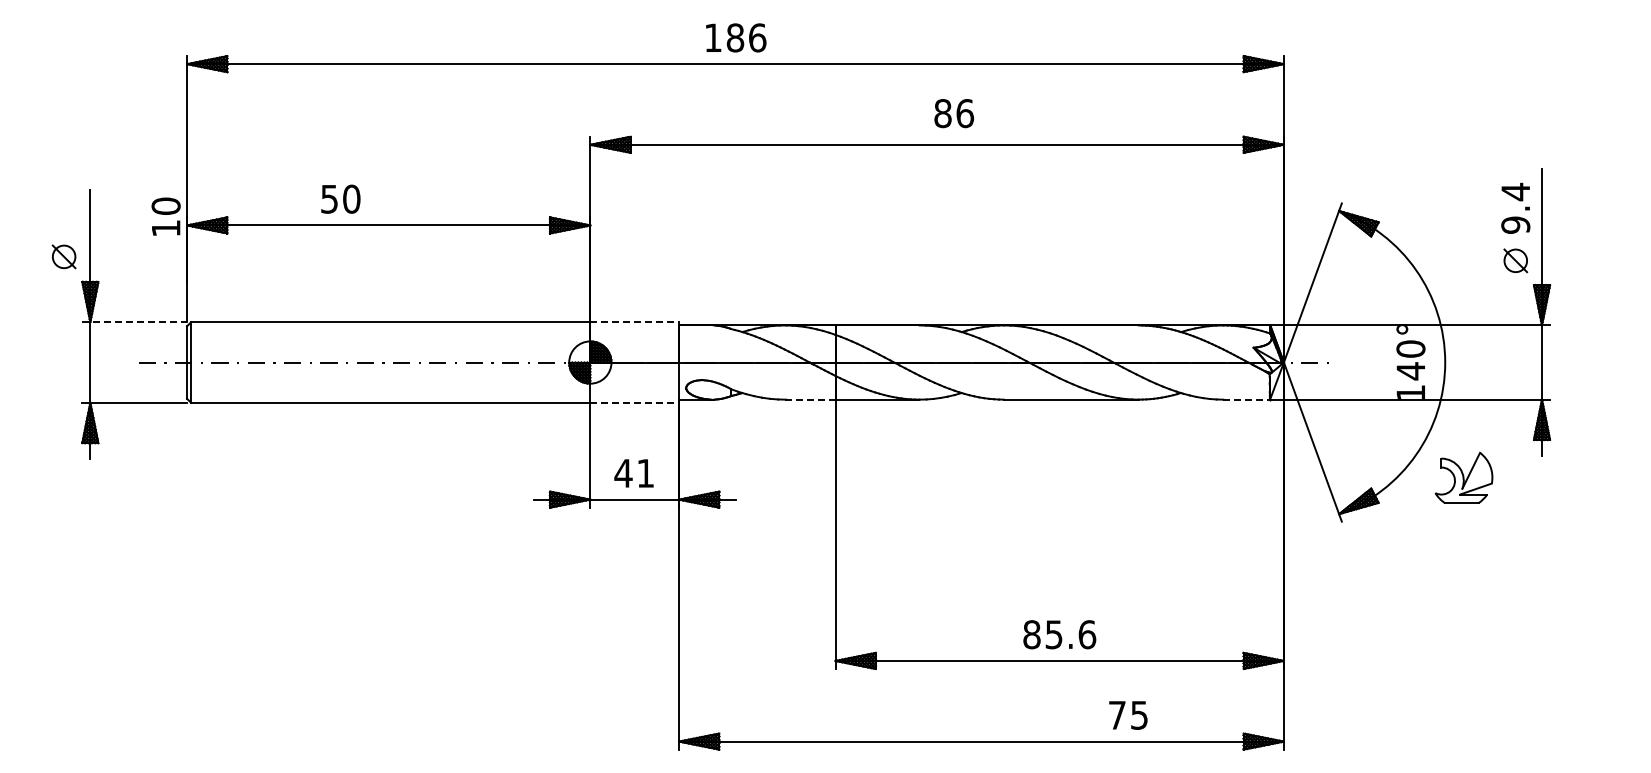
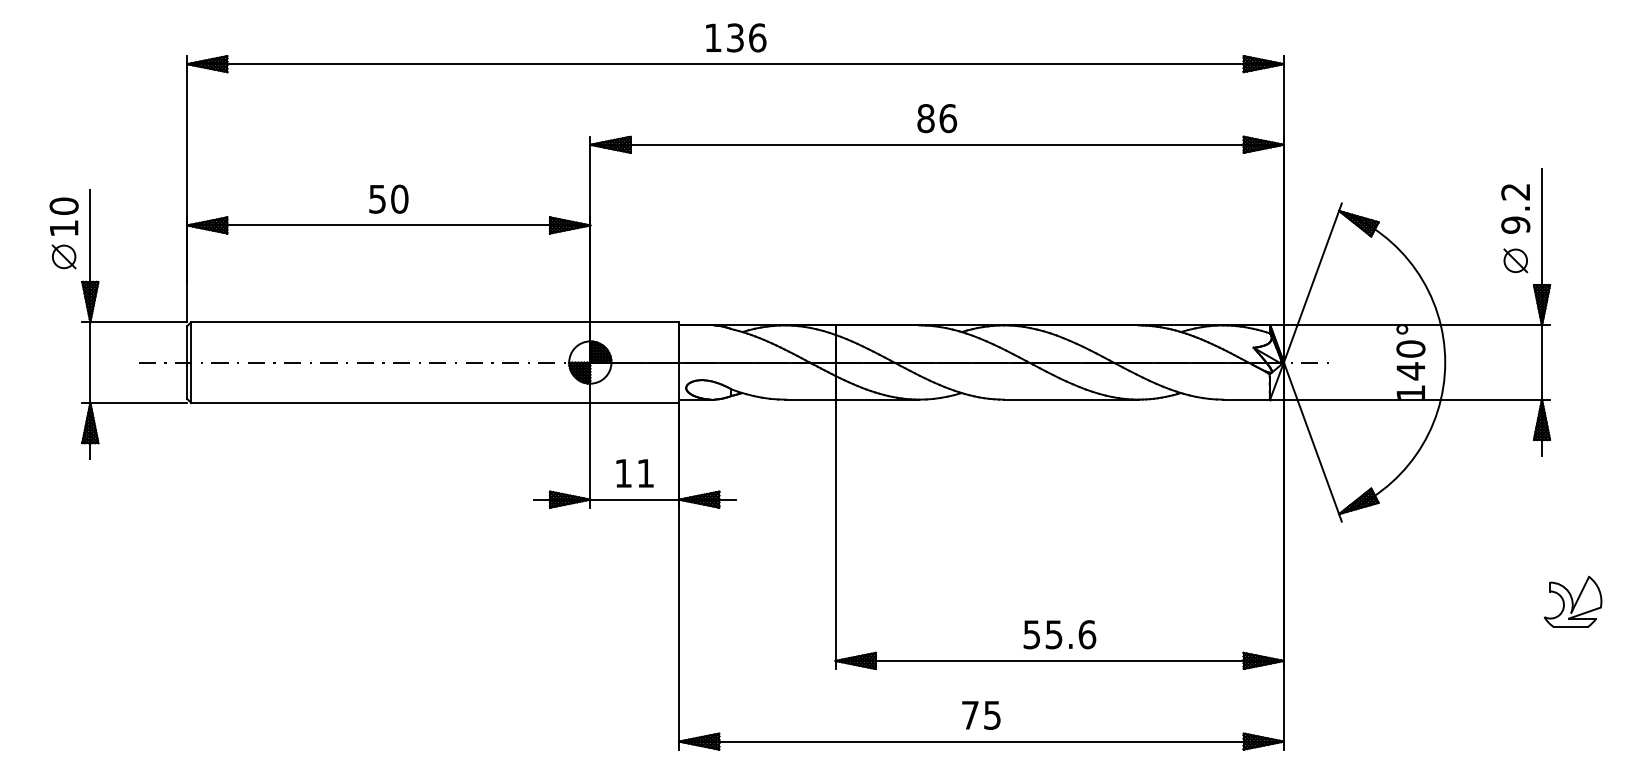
text: 186 -> 136 (735, 37)
text position: (954, 113) -> (937, 118) (937, 118)
text: 9.4 -> 9.2 (1515, 191)
text position: (340, 198) -> (388, 198) (388, 198)
text position: (165, 216) -> (63, 216) (63, 216)
line: dashed -> solid (135, 322)
line: dashed -> solid (635, 322)
line: dashed -> solid (810, 399)
line: dashed -> solid (1247, 399)
line: dashed -> solid (635, 402)
text: 41 -> 11 (623, 473)
part position: (1463, 477) -> (1572, 601) (1572, 601)
text: 85.6 -> 55.6 (1031, 634)
text position: (1128, 715) -> (981, 715) (981, 715)
